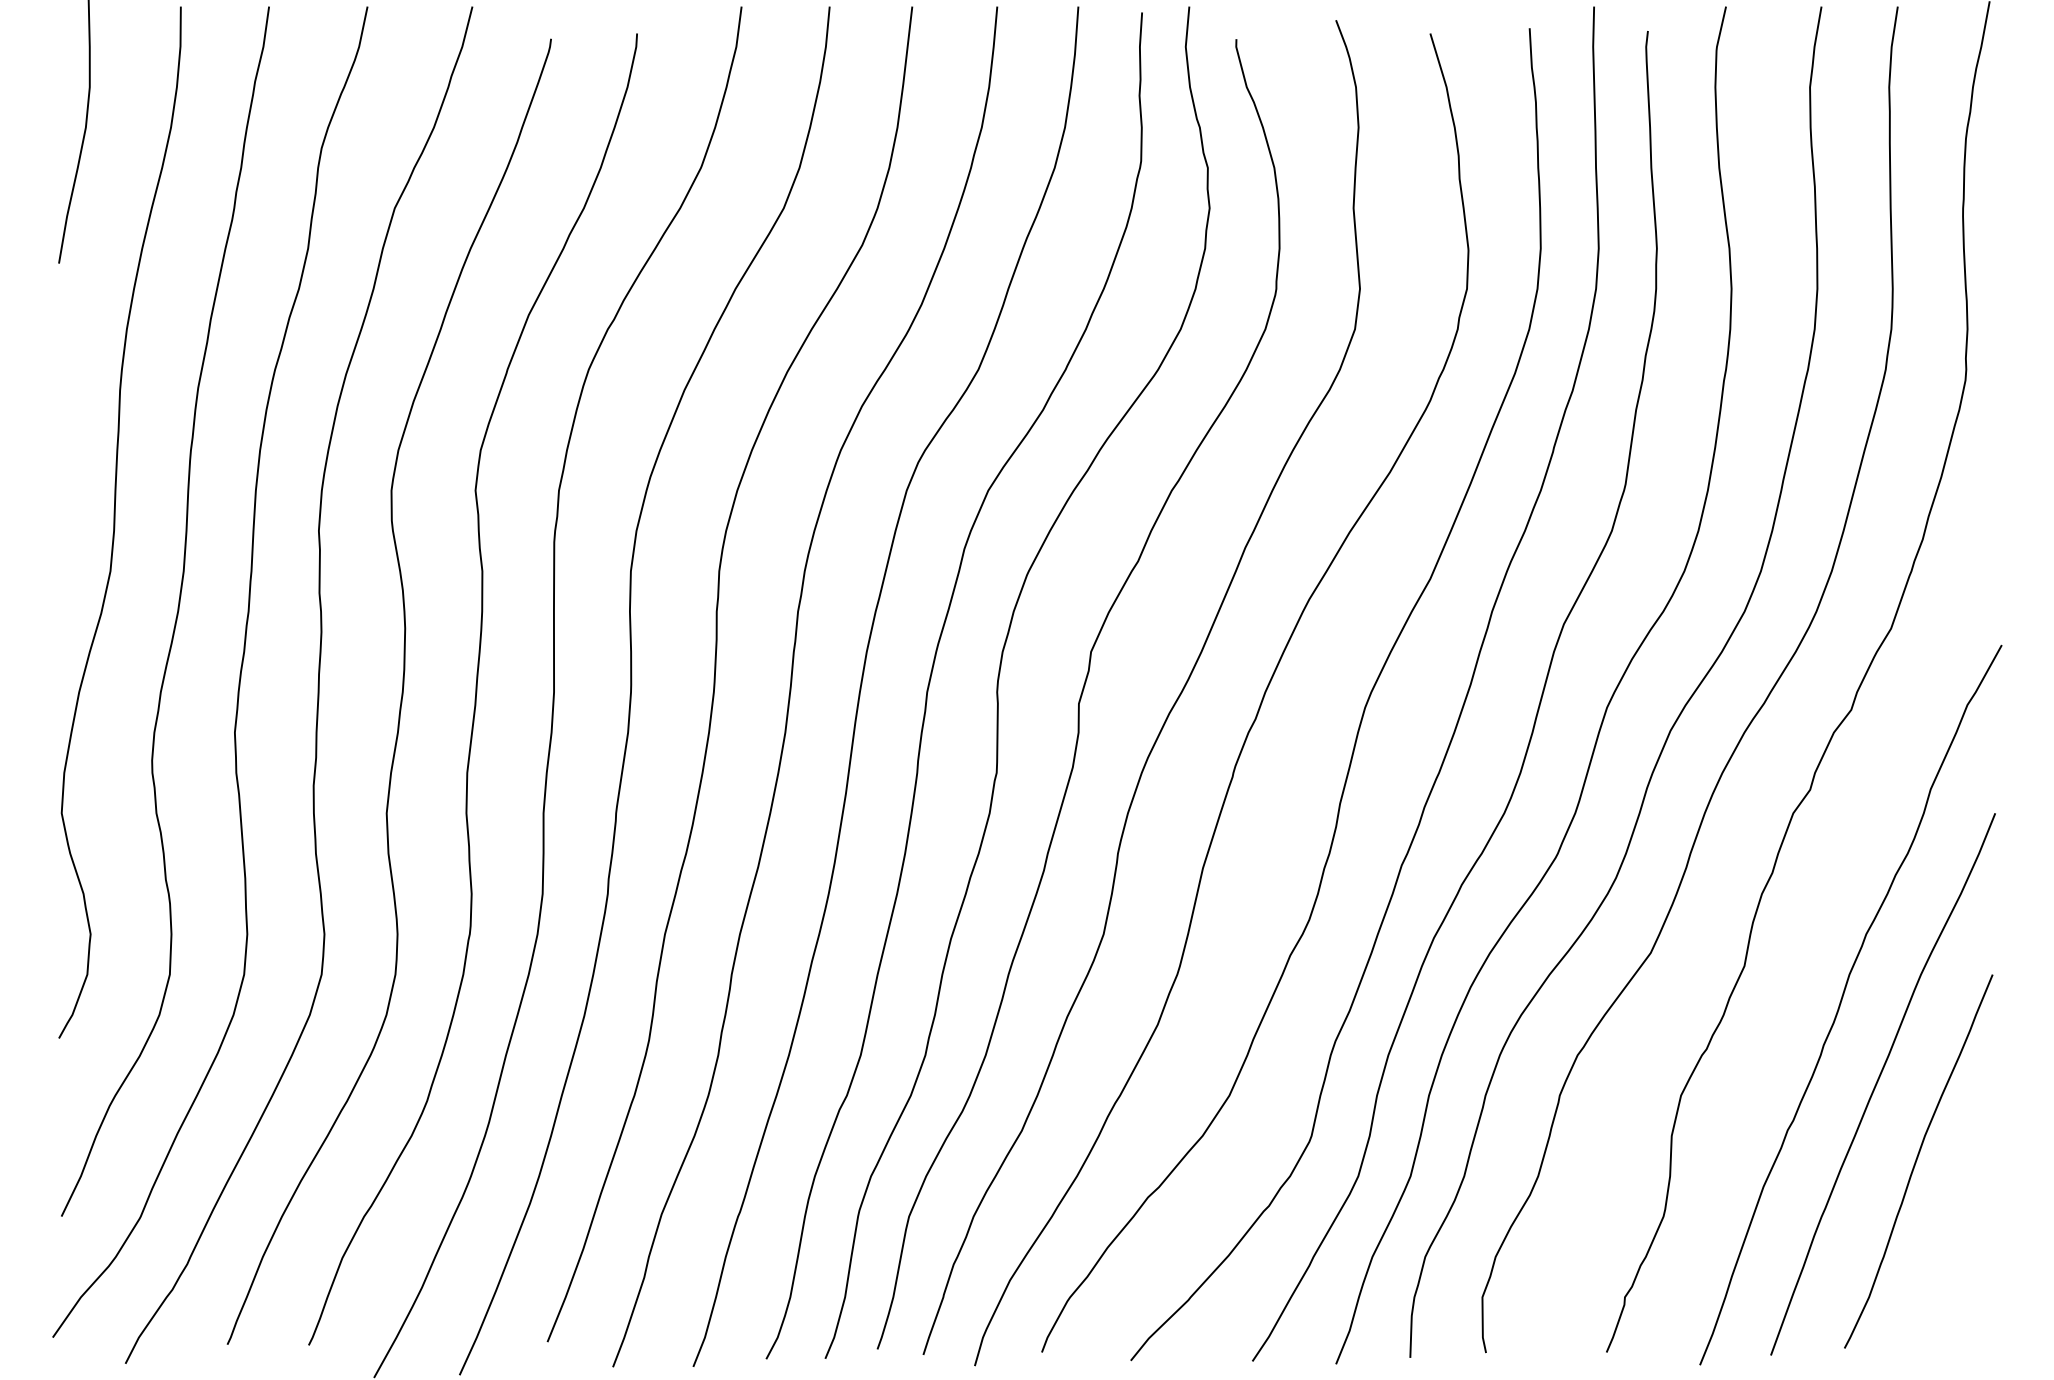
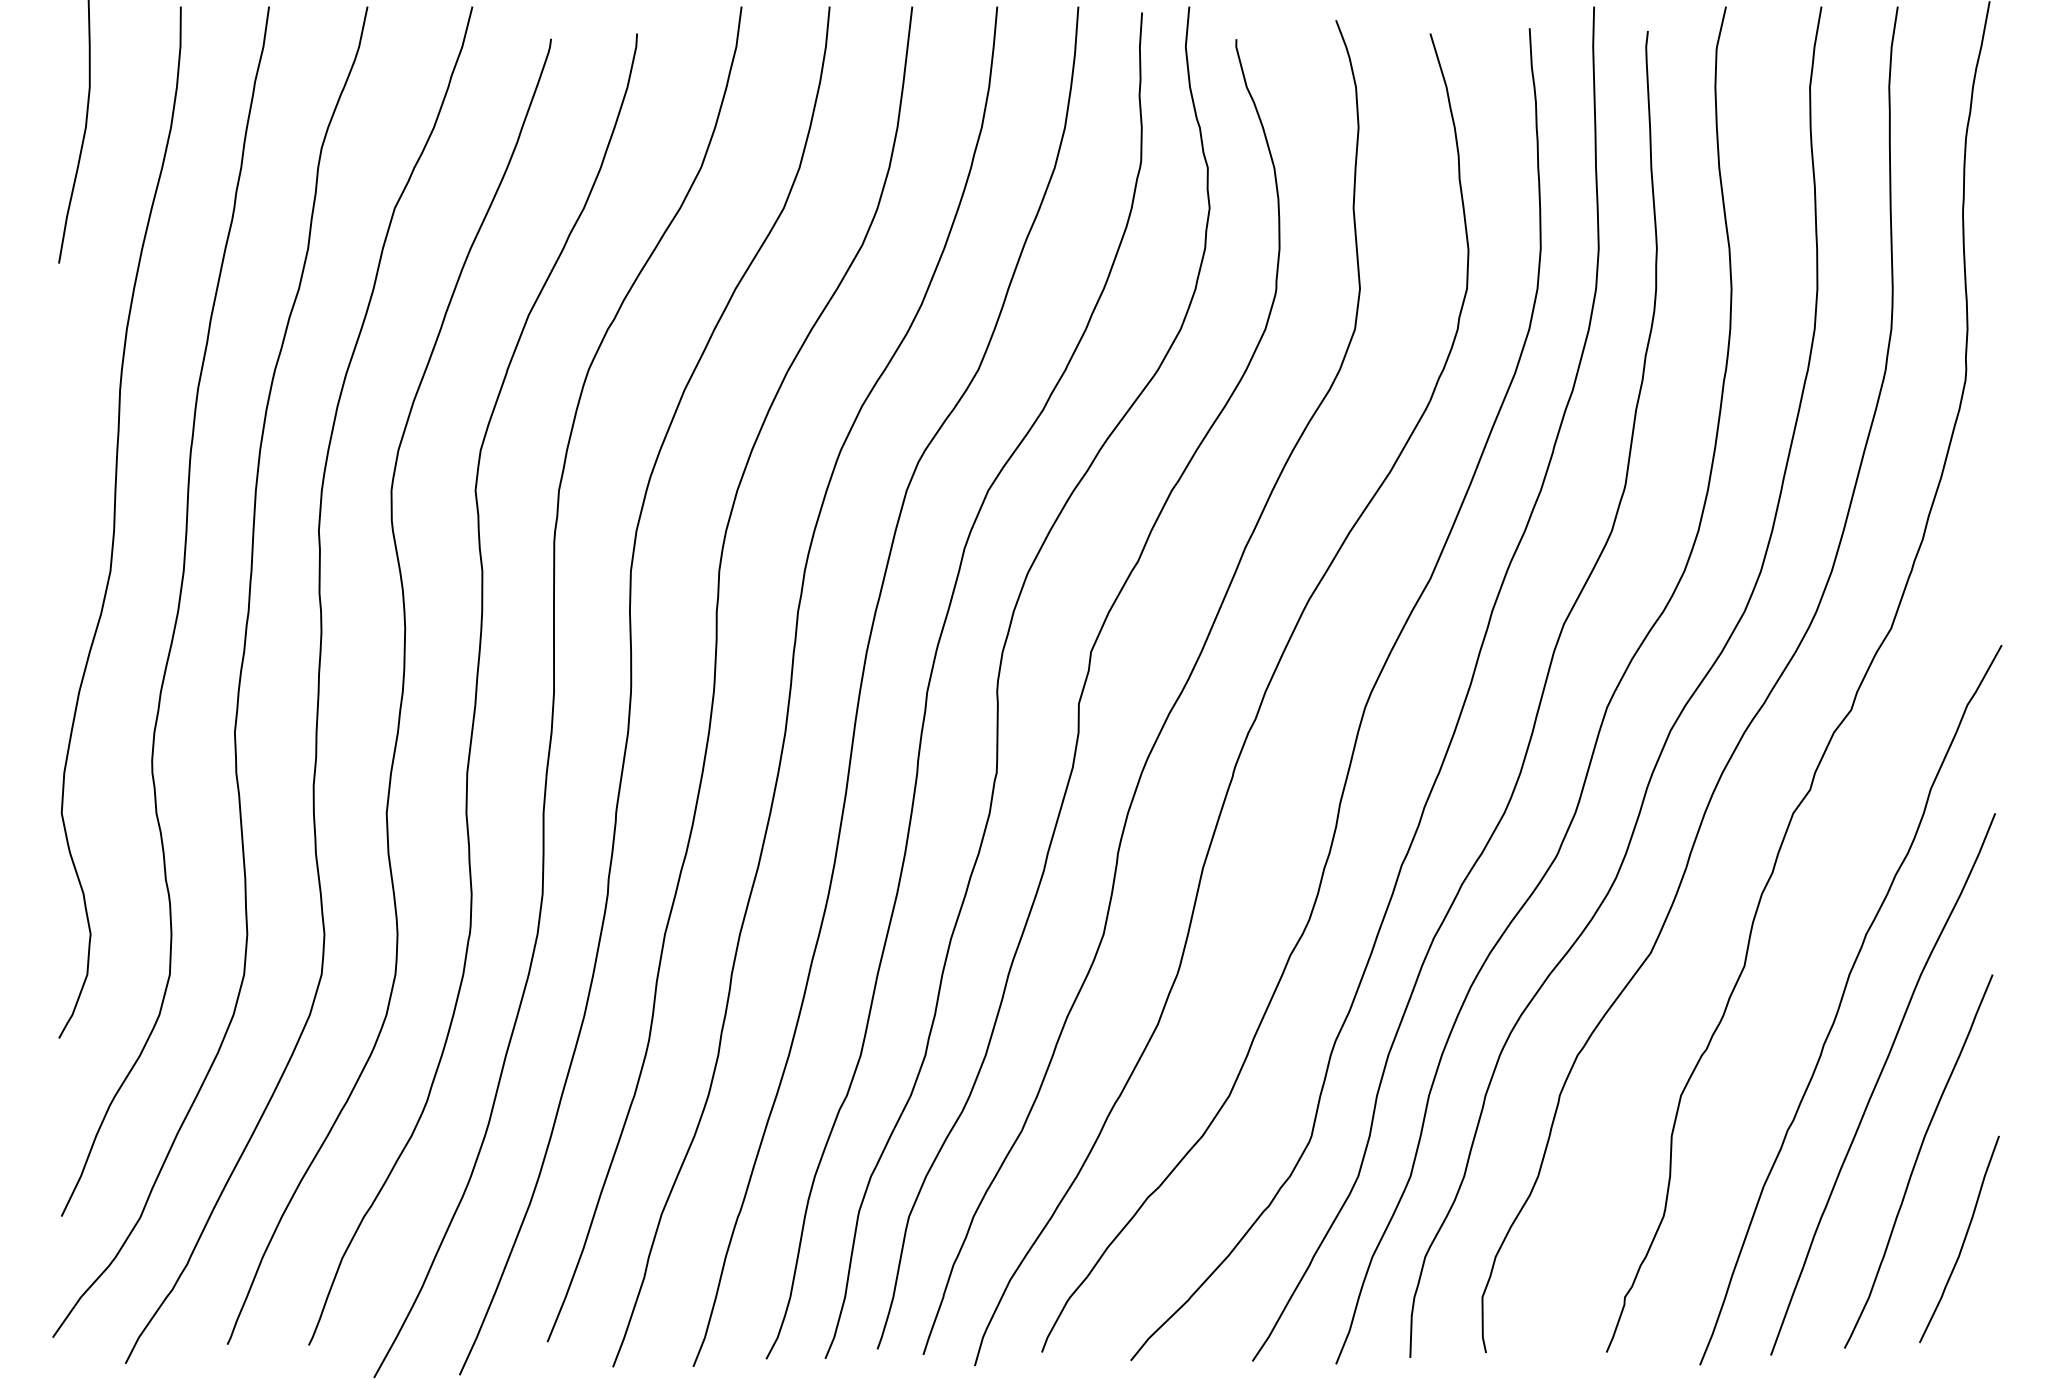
curve: none -> present (1963, 1239)
